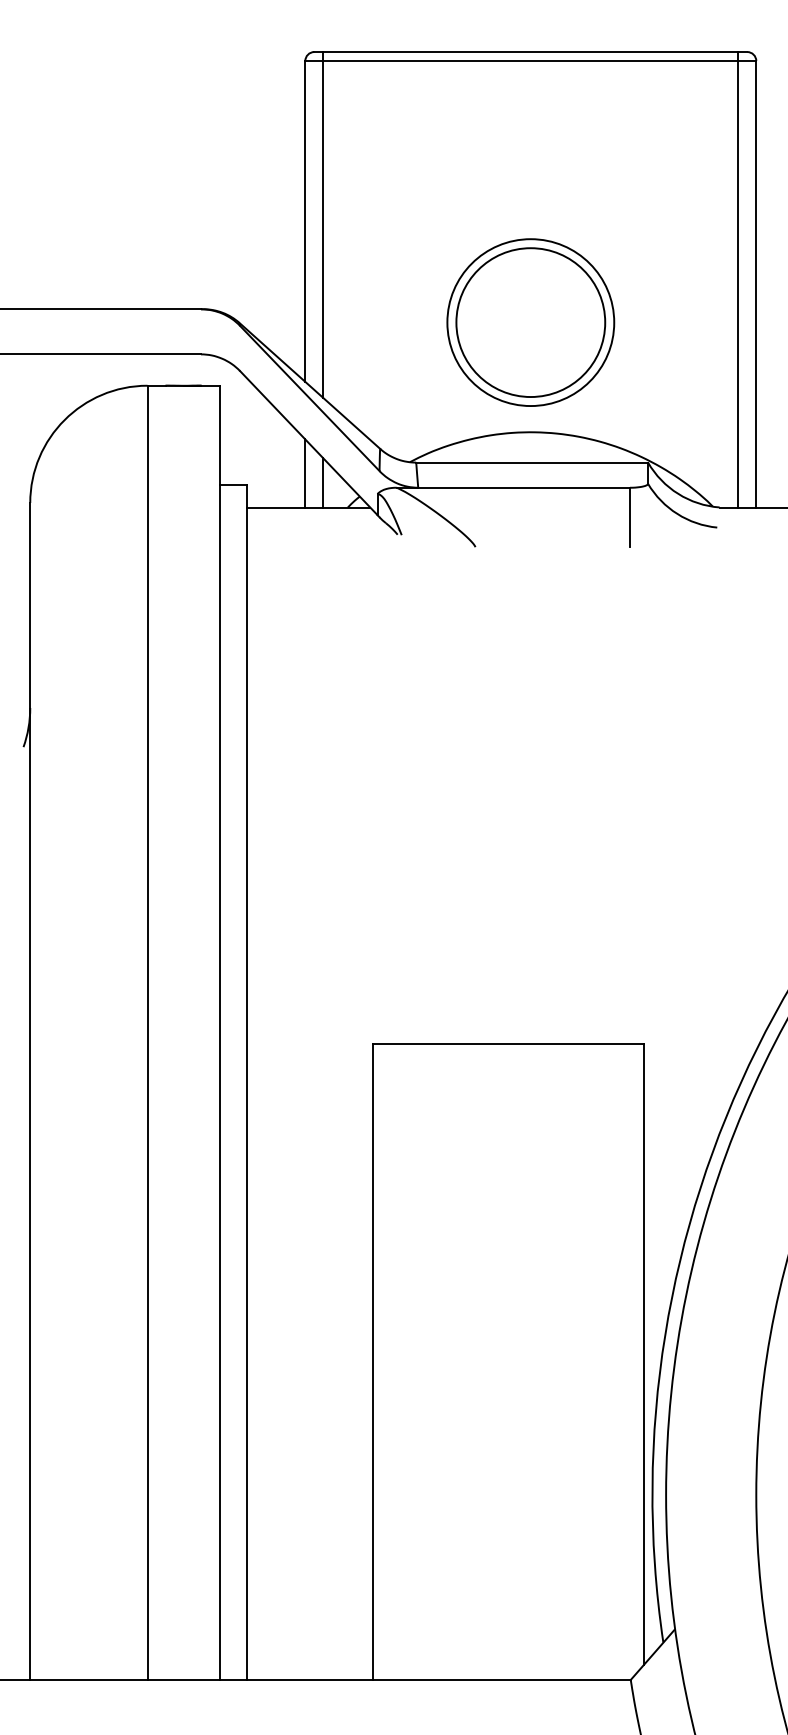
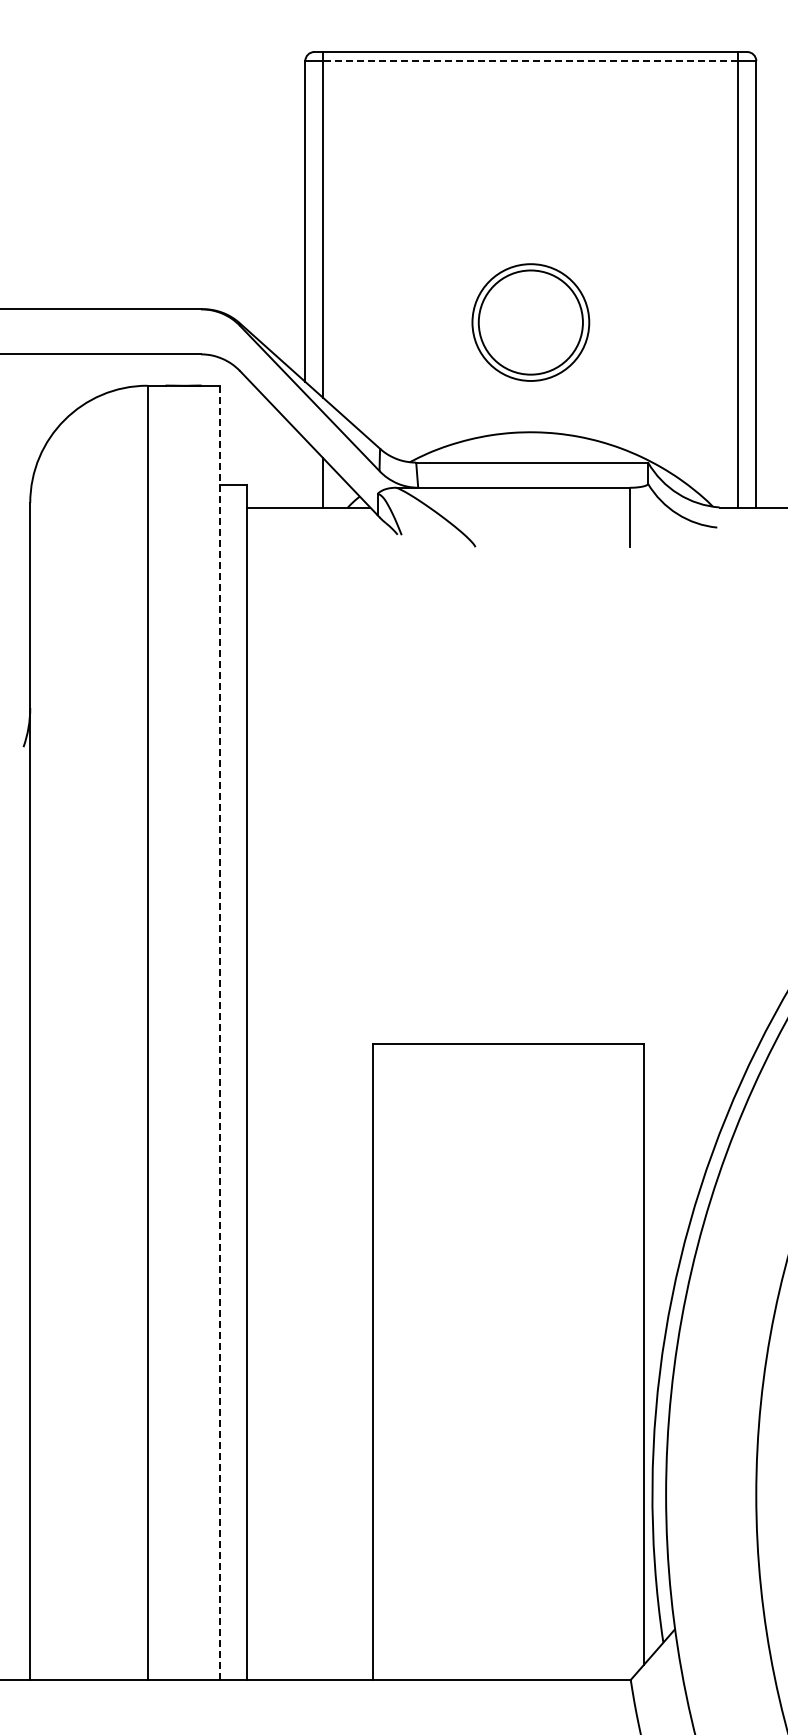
line: solid -> dashed (530, 61)
part size: 170x169 px -> 120x119 px (530, 322)
line: present -> none (305, 473)
line: solid -> dashed (219, 1032)
